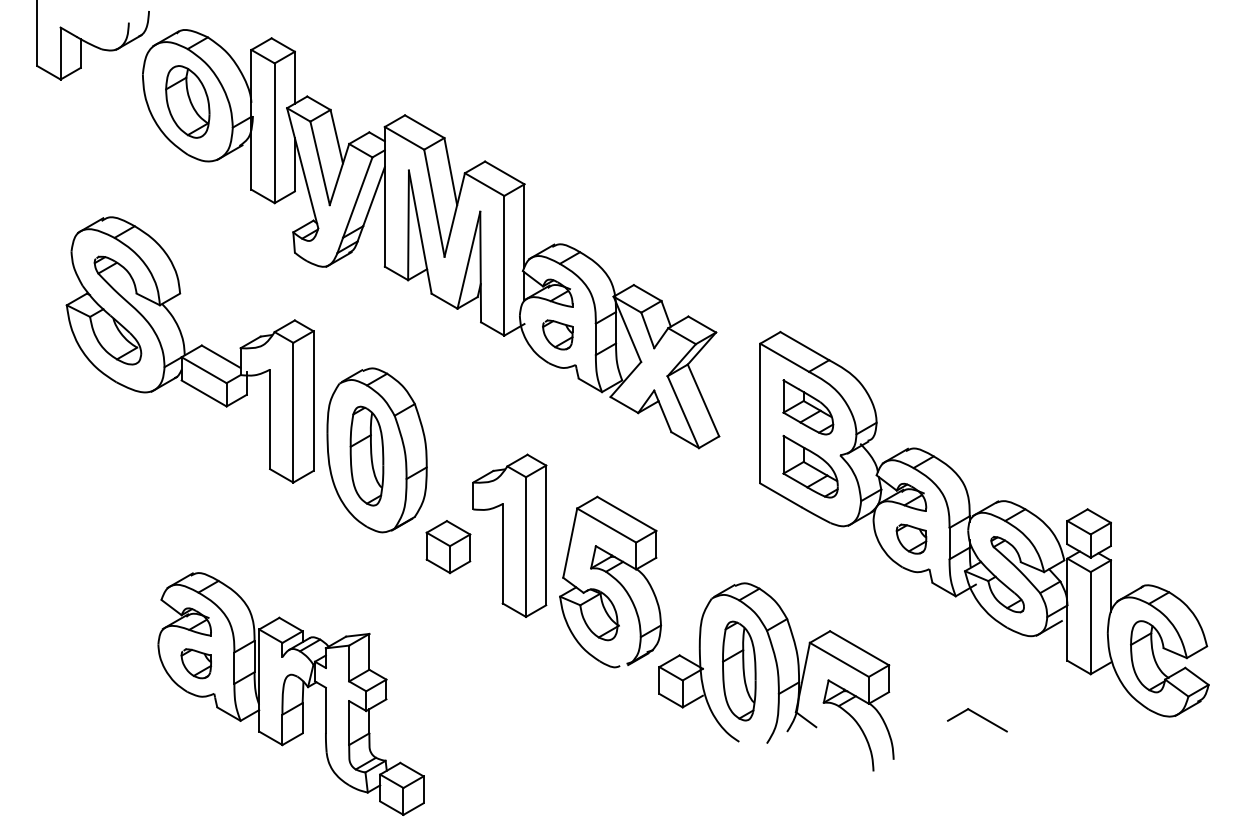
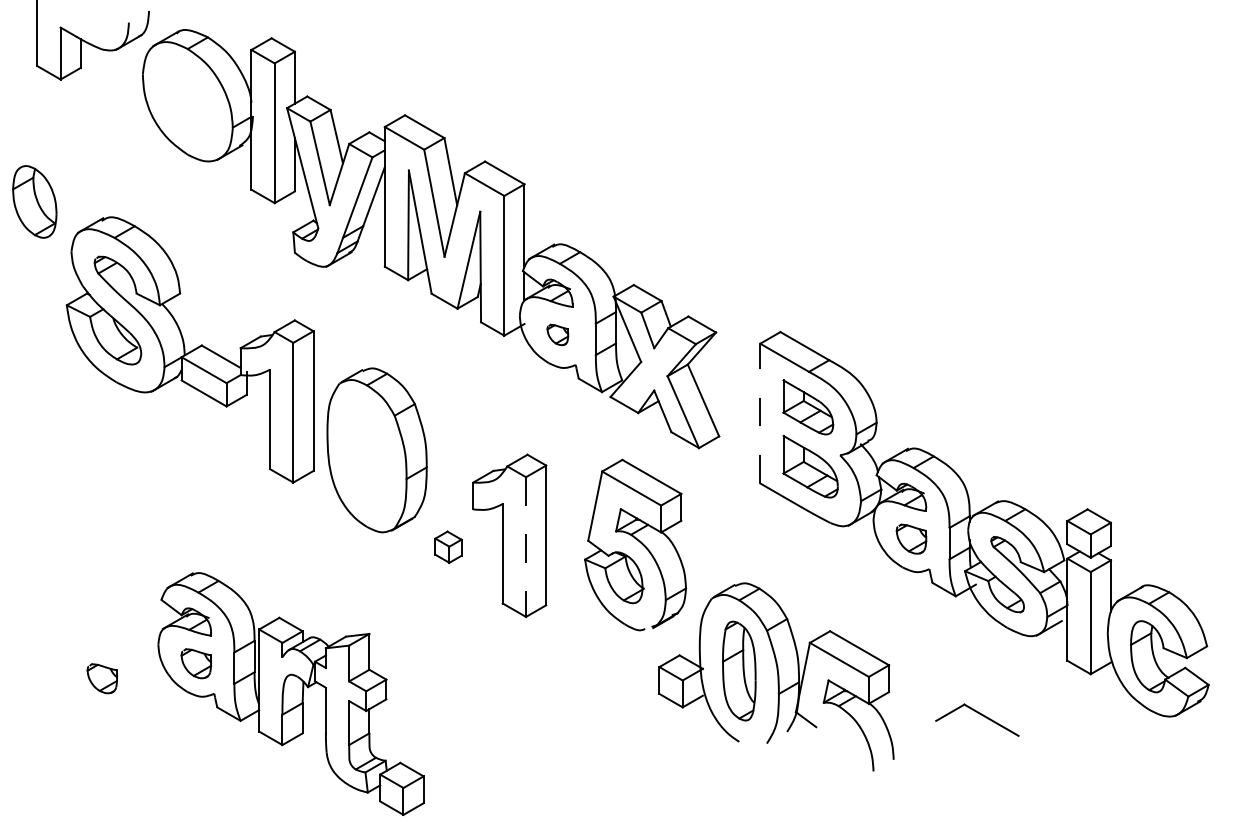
part position: (187, 101) -> (34, 201) (34, 201)
part size: 32x32 px -> 24x23 px (557, 334)
line: solid -> dashed (760, 413)
part: present -> none (366, 455)
part size: 47x55 px -> 29x34 px (448, 546)
line: solid -> dashed (526, 547)
part position: (610, 581) -> (635, 544) (635, 544)
part: none -> present (101, 678)
part size: 61x25 px -> 85x34 px (977, 719)
